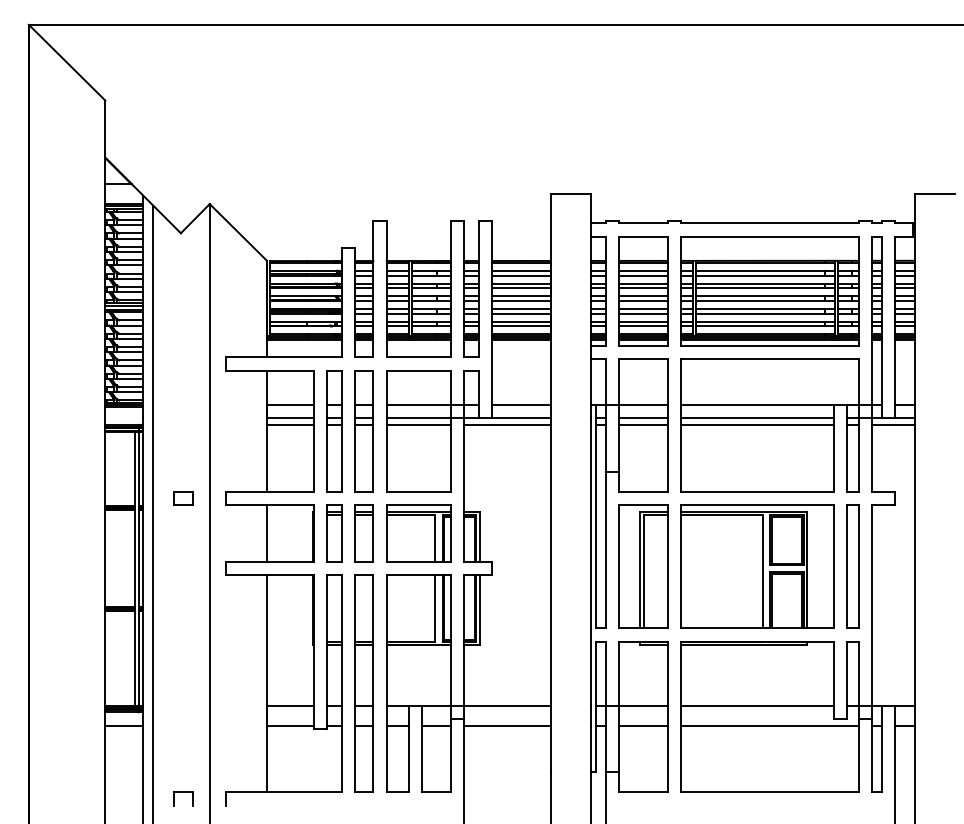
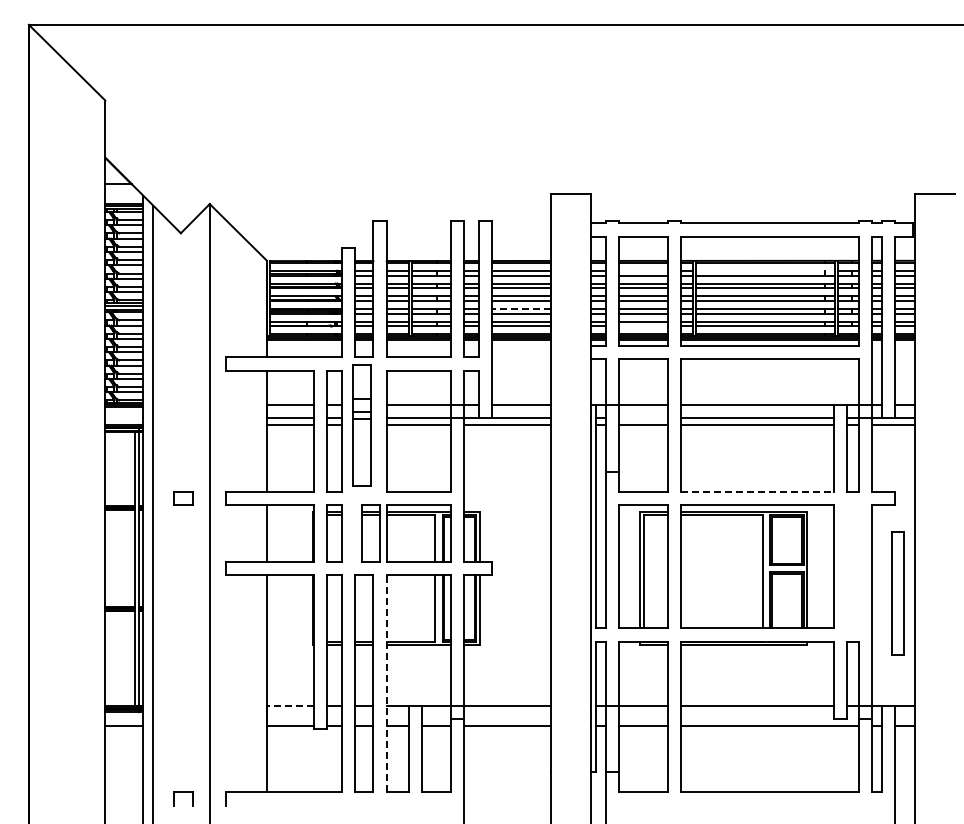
line: present -> none (643, 270)
line: present -> none (765, 270)
line: solid -> dashed (521, 308)
line: present -> none (643, 326)
line: present -> none (643, 418)
part position: (363, 431) -> (361, 425) (361, 425)
line: solid -> dashed (758, 491)
part position: (363, 533) -> (370, 533) (370, 533)
part position: (852, 566) -> (897, 593) (897, 593)
line: solid -> dashed (386, 683)
line: solid -> dashed (289, 705)
